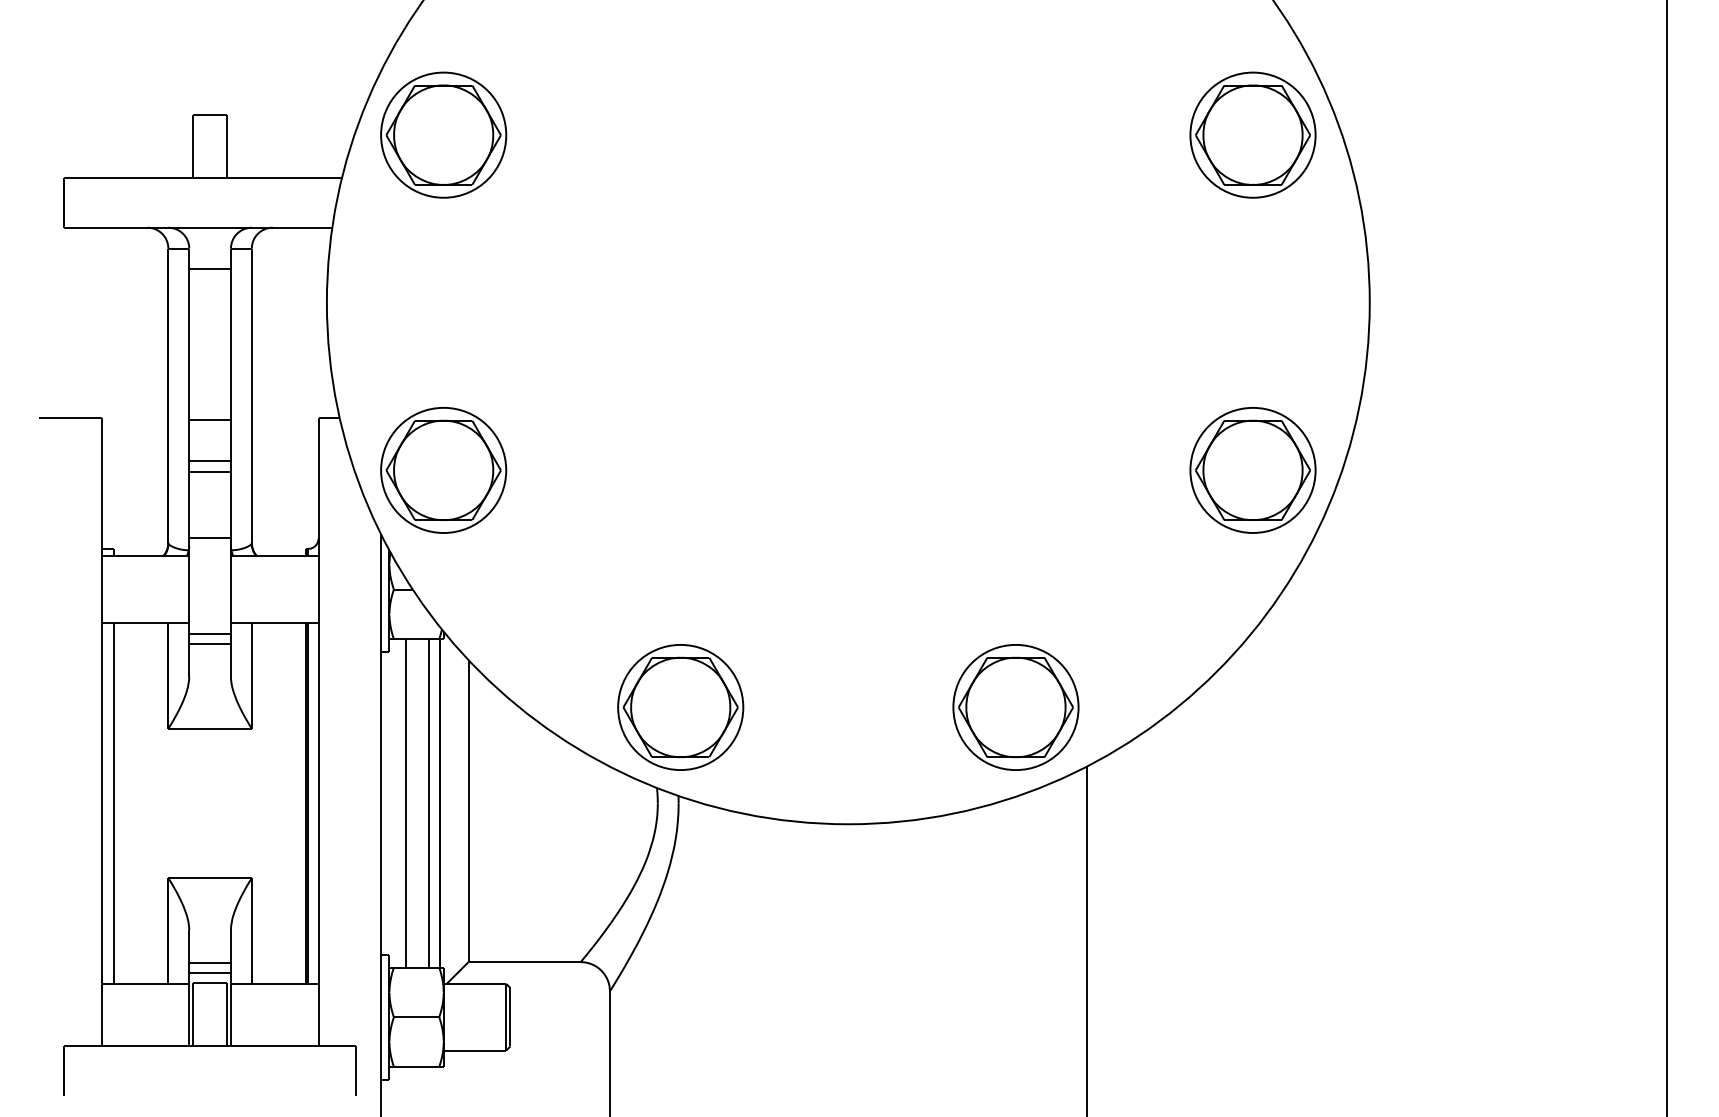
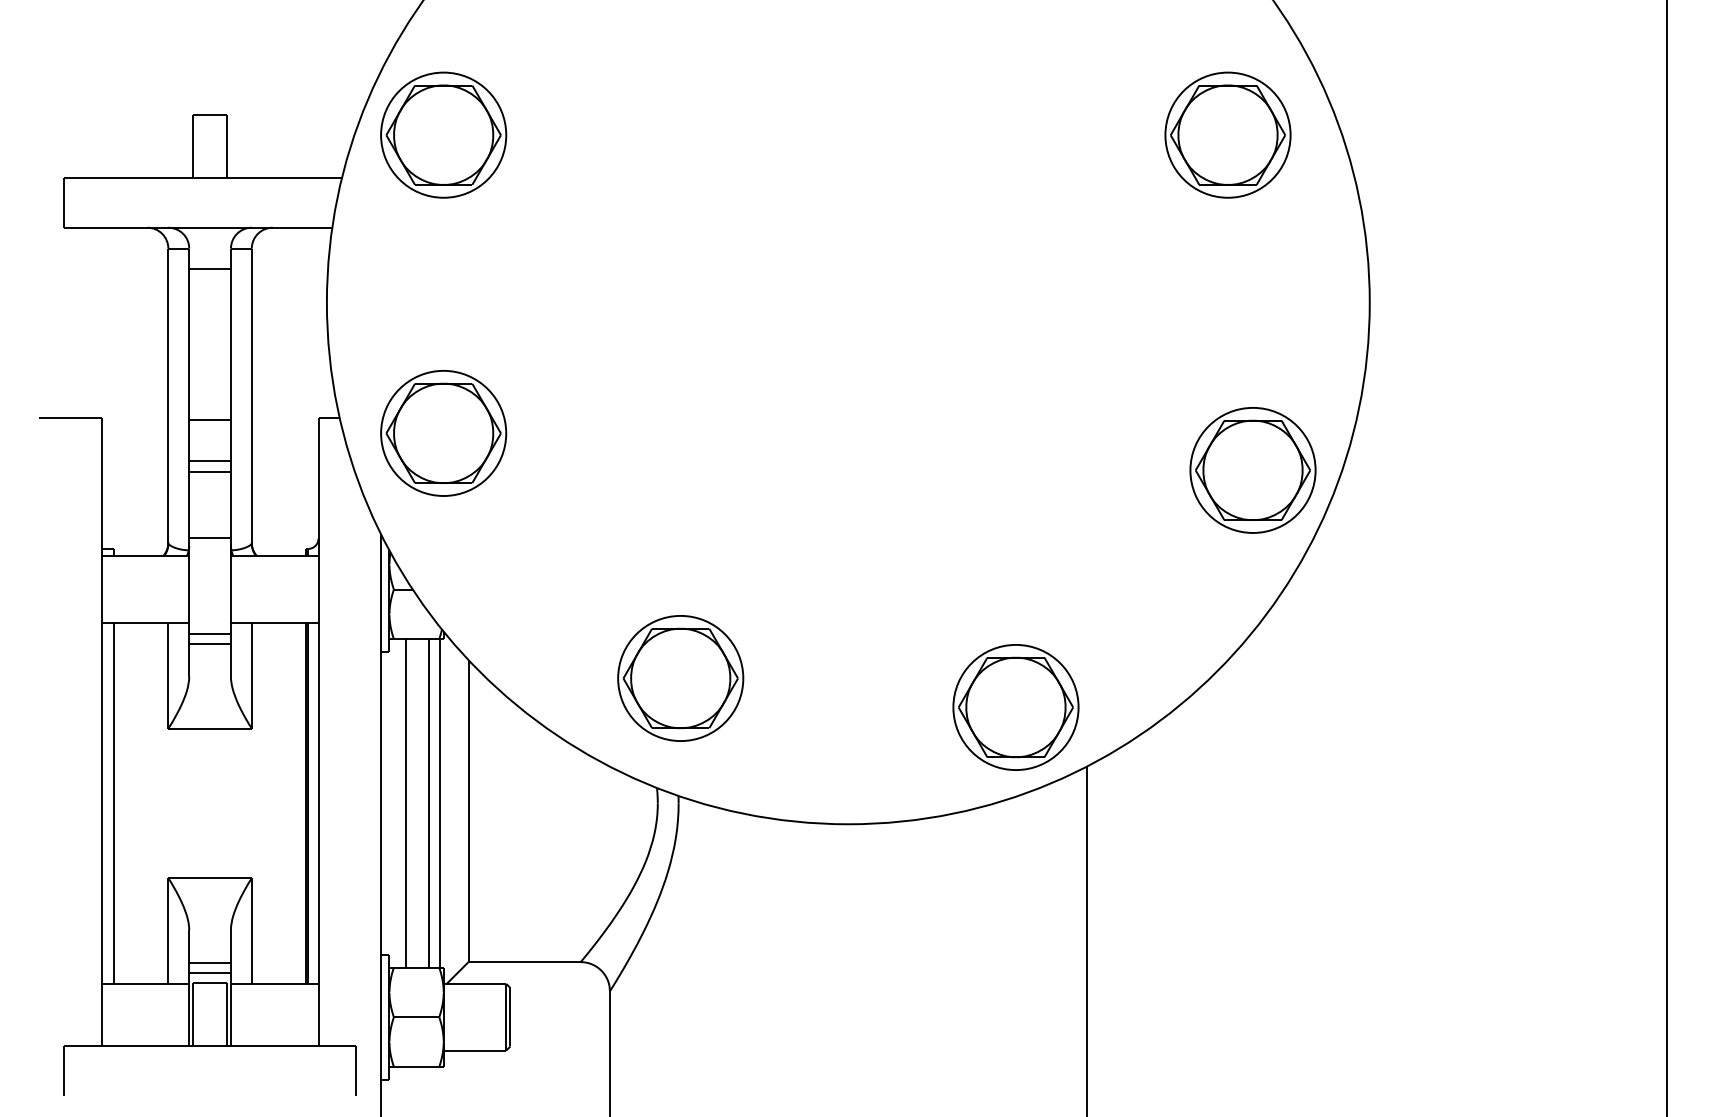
part position: (1252, 134) -> (1227, 134) (1227, 134)
part position: (443, 470) -> (443, 433) (443, 433)
part position: (680, 707) -> (680, 678) (680, 678)
